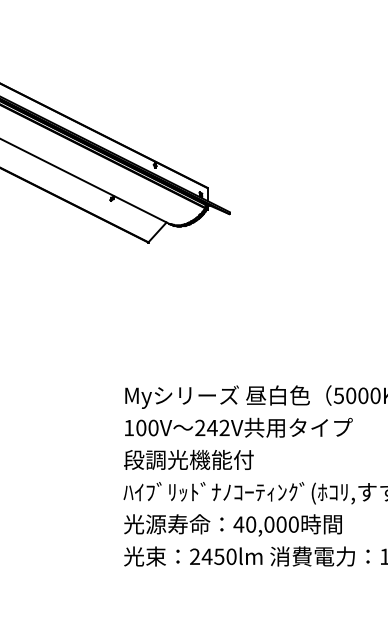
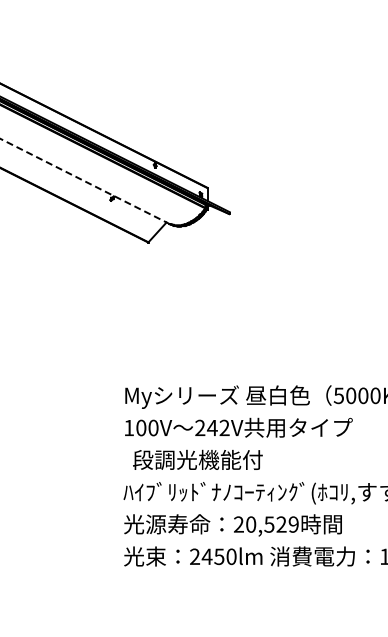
line: solid -> dashed (85, 181)
text position: (188, 459) -> (197, 459) (197, 459)
text: 40,000 -> 20,529 (265, 524)
